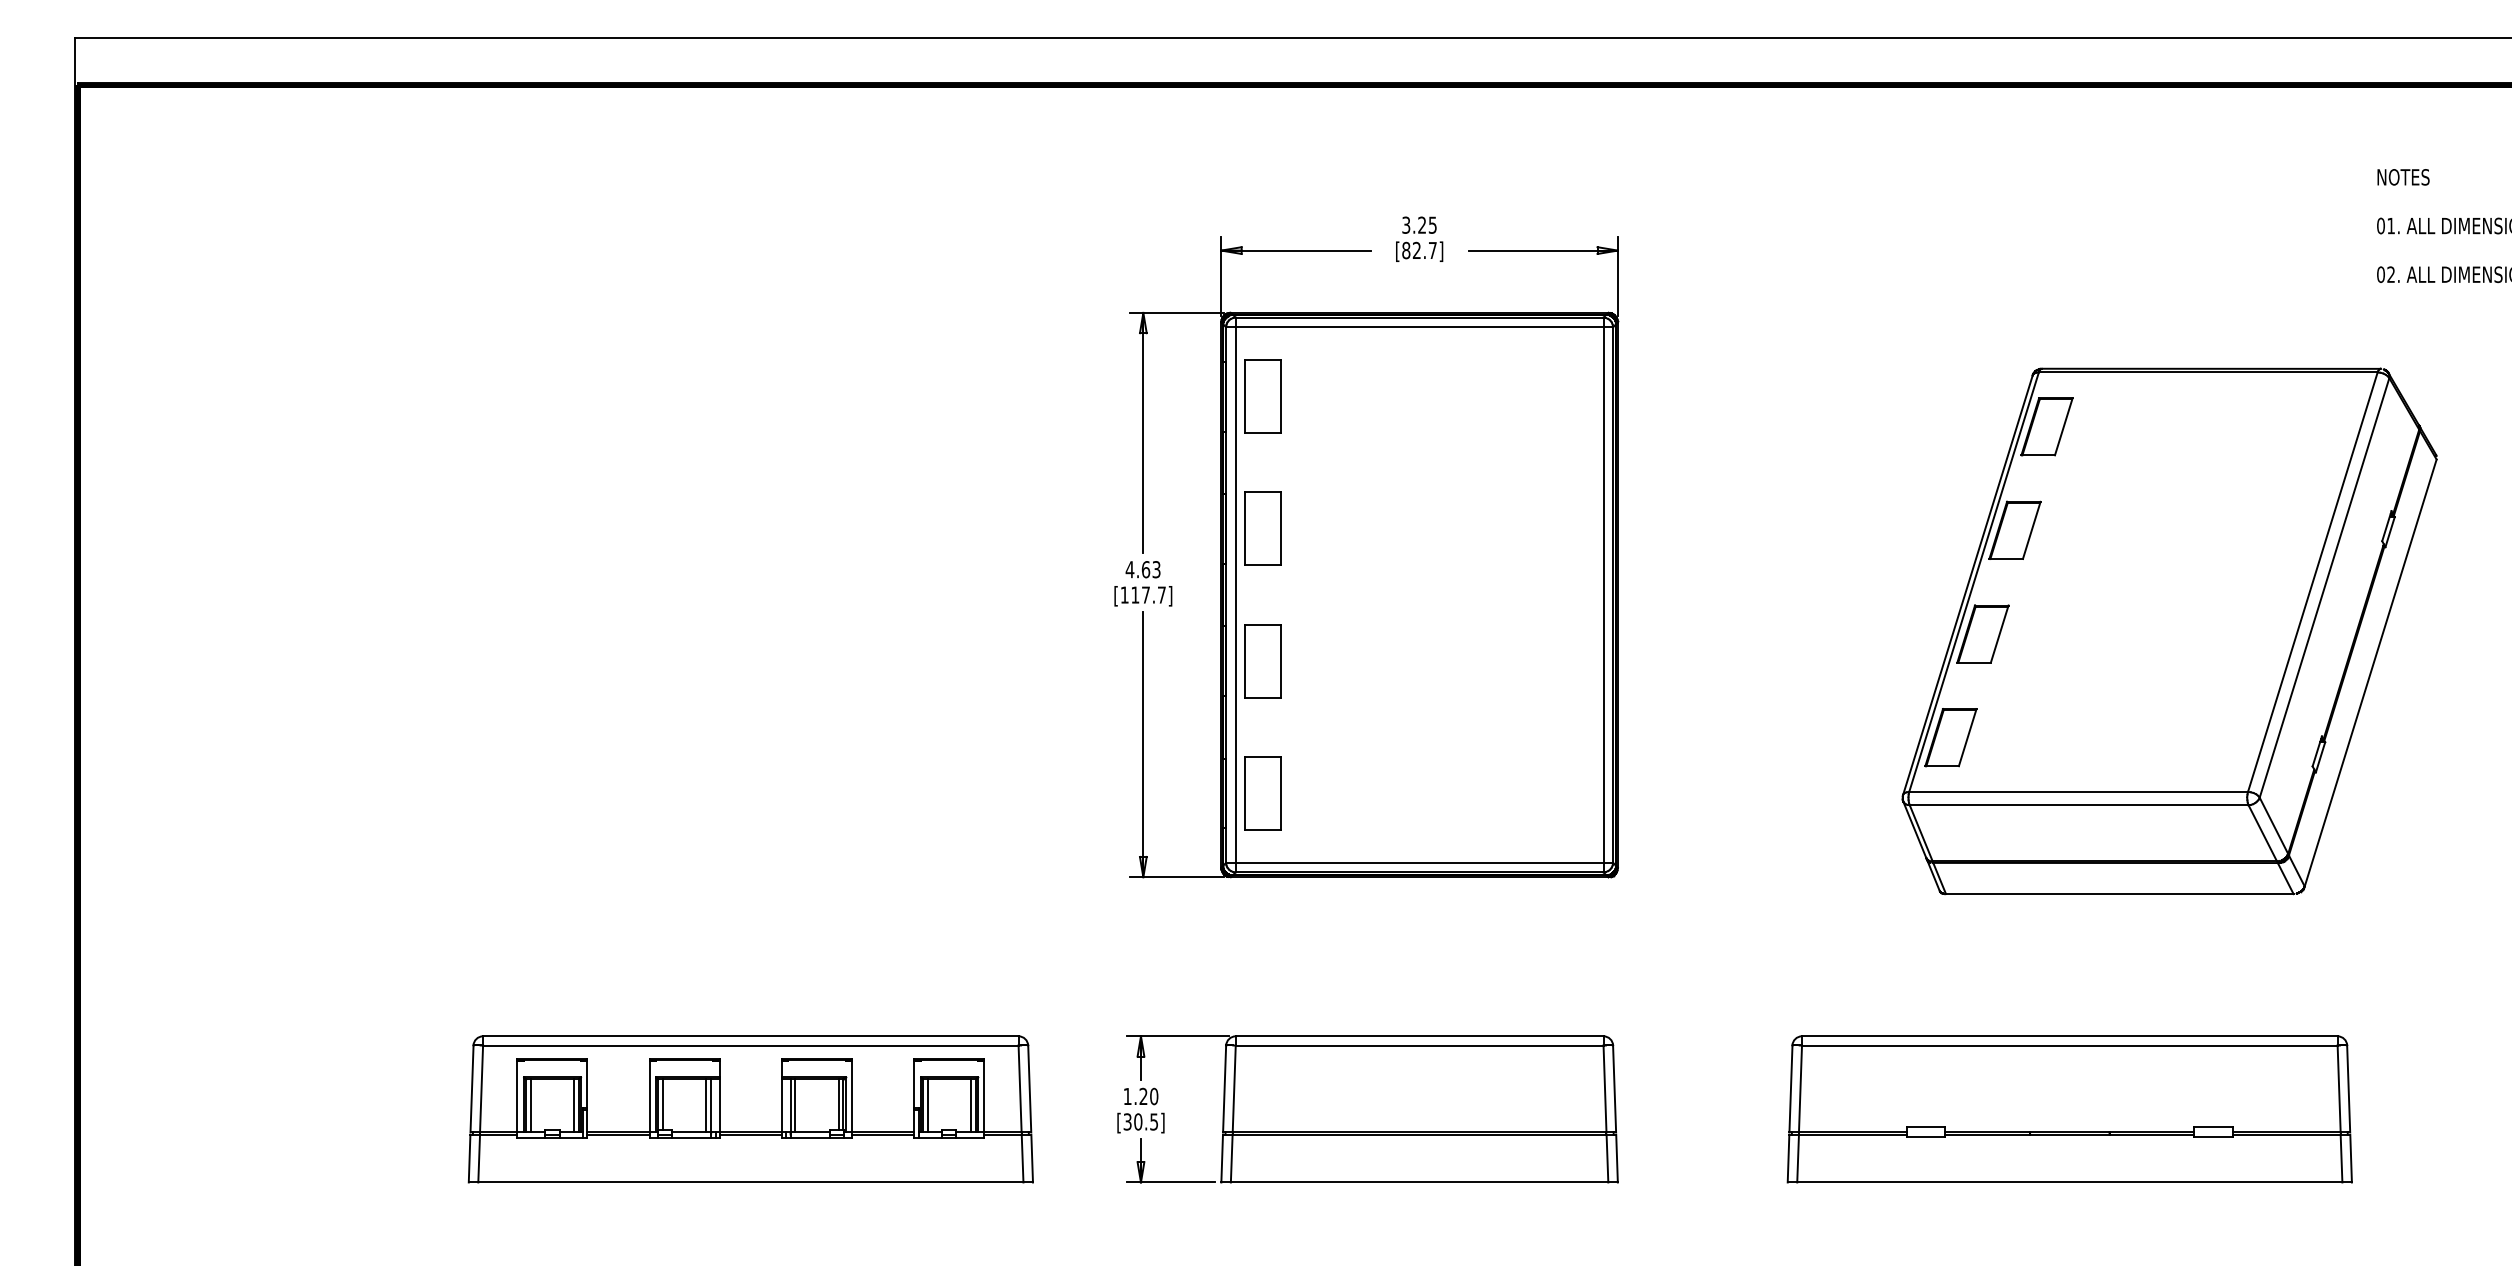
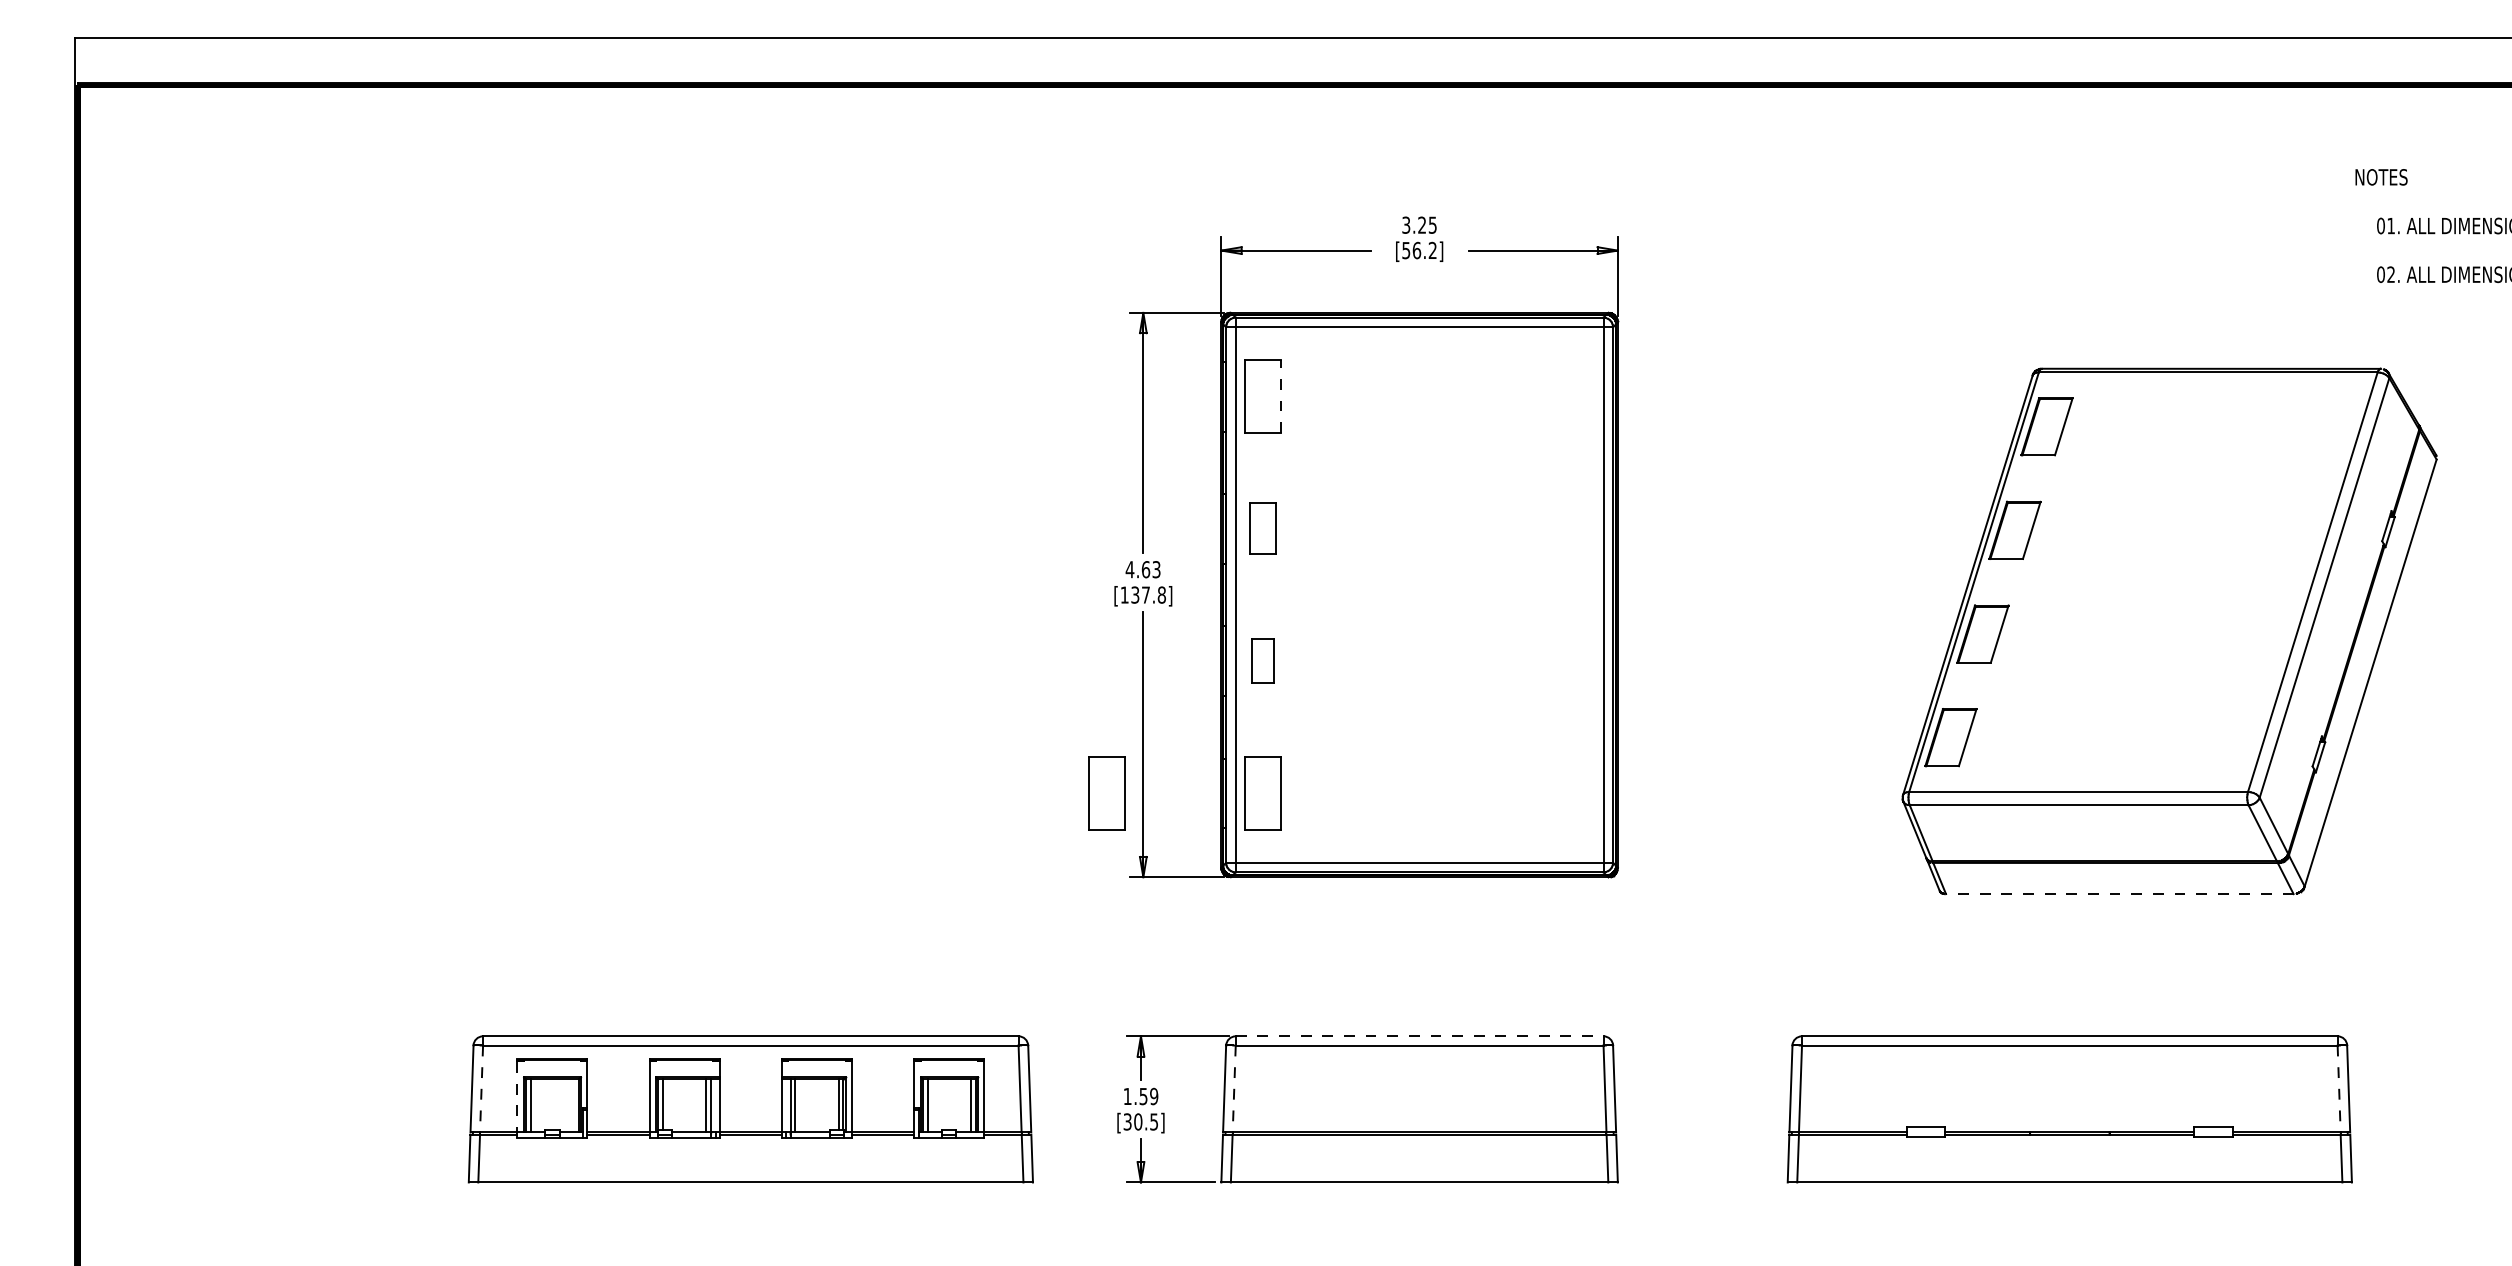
text position: (2403, 177) -> (2381, 177) (2381, 177)
text: [82.7] -> [56.2] (1419, 250)
line: solid -> dashed (1280, 396)
part size: 38x75 px -> 28x53 px (1262, 528)
text: [117.7] -> [137.8] (1148, 594)
part size: 38x75 px -> 24x46 px (1262, 660)
part: none -> present (1106, 793)
line: solid -> dashed (2119, 894)
line: solid -> dashed (1419, 1036)
line: solid -> dashed (481, 1089)
line: solid -> dashed (1234, 1089)
line: solid -> dashed (2339, 1089)
text: 1.20 -> 1.59 (1148, 1096)
line: solid -> dashed (517, 1098)
line: present -> none (573, 1105)
